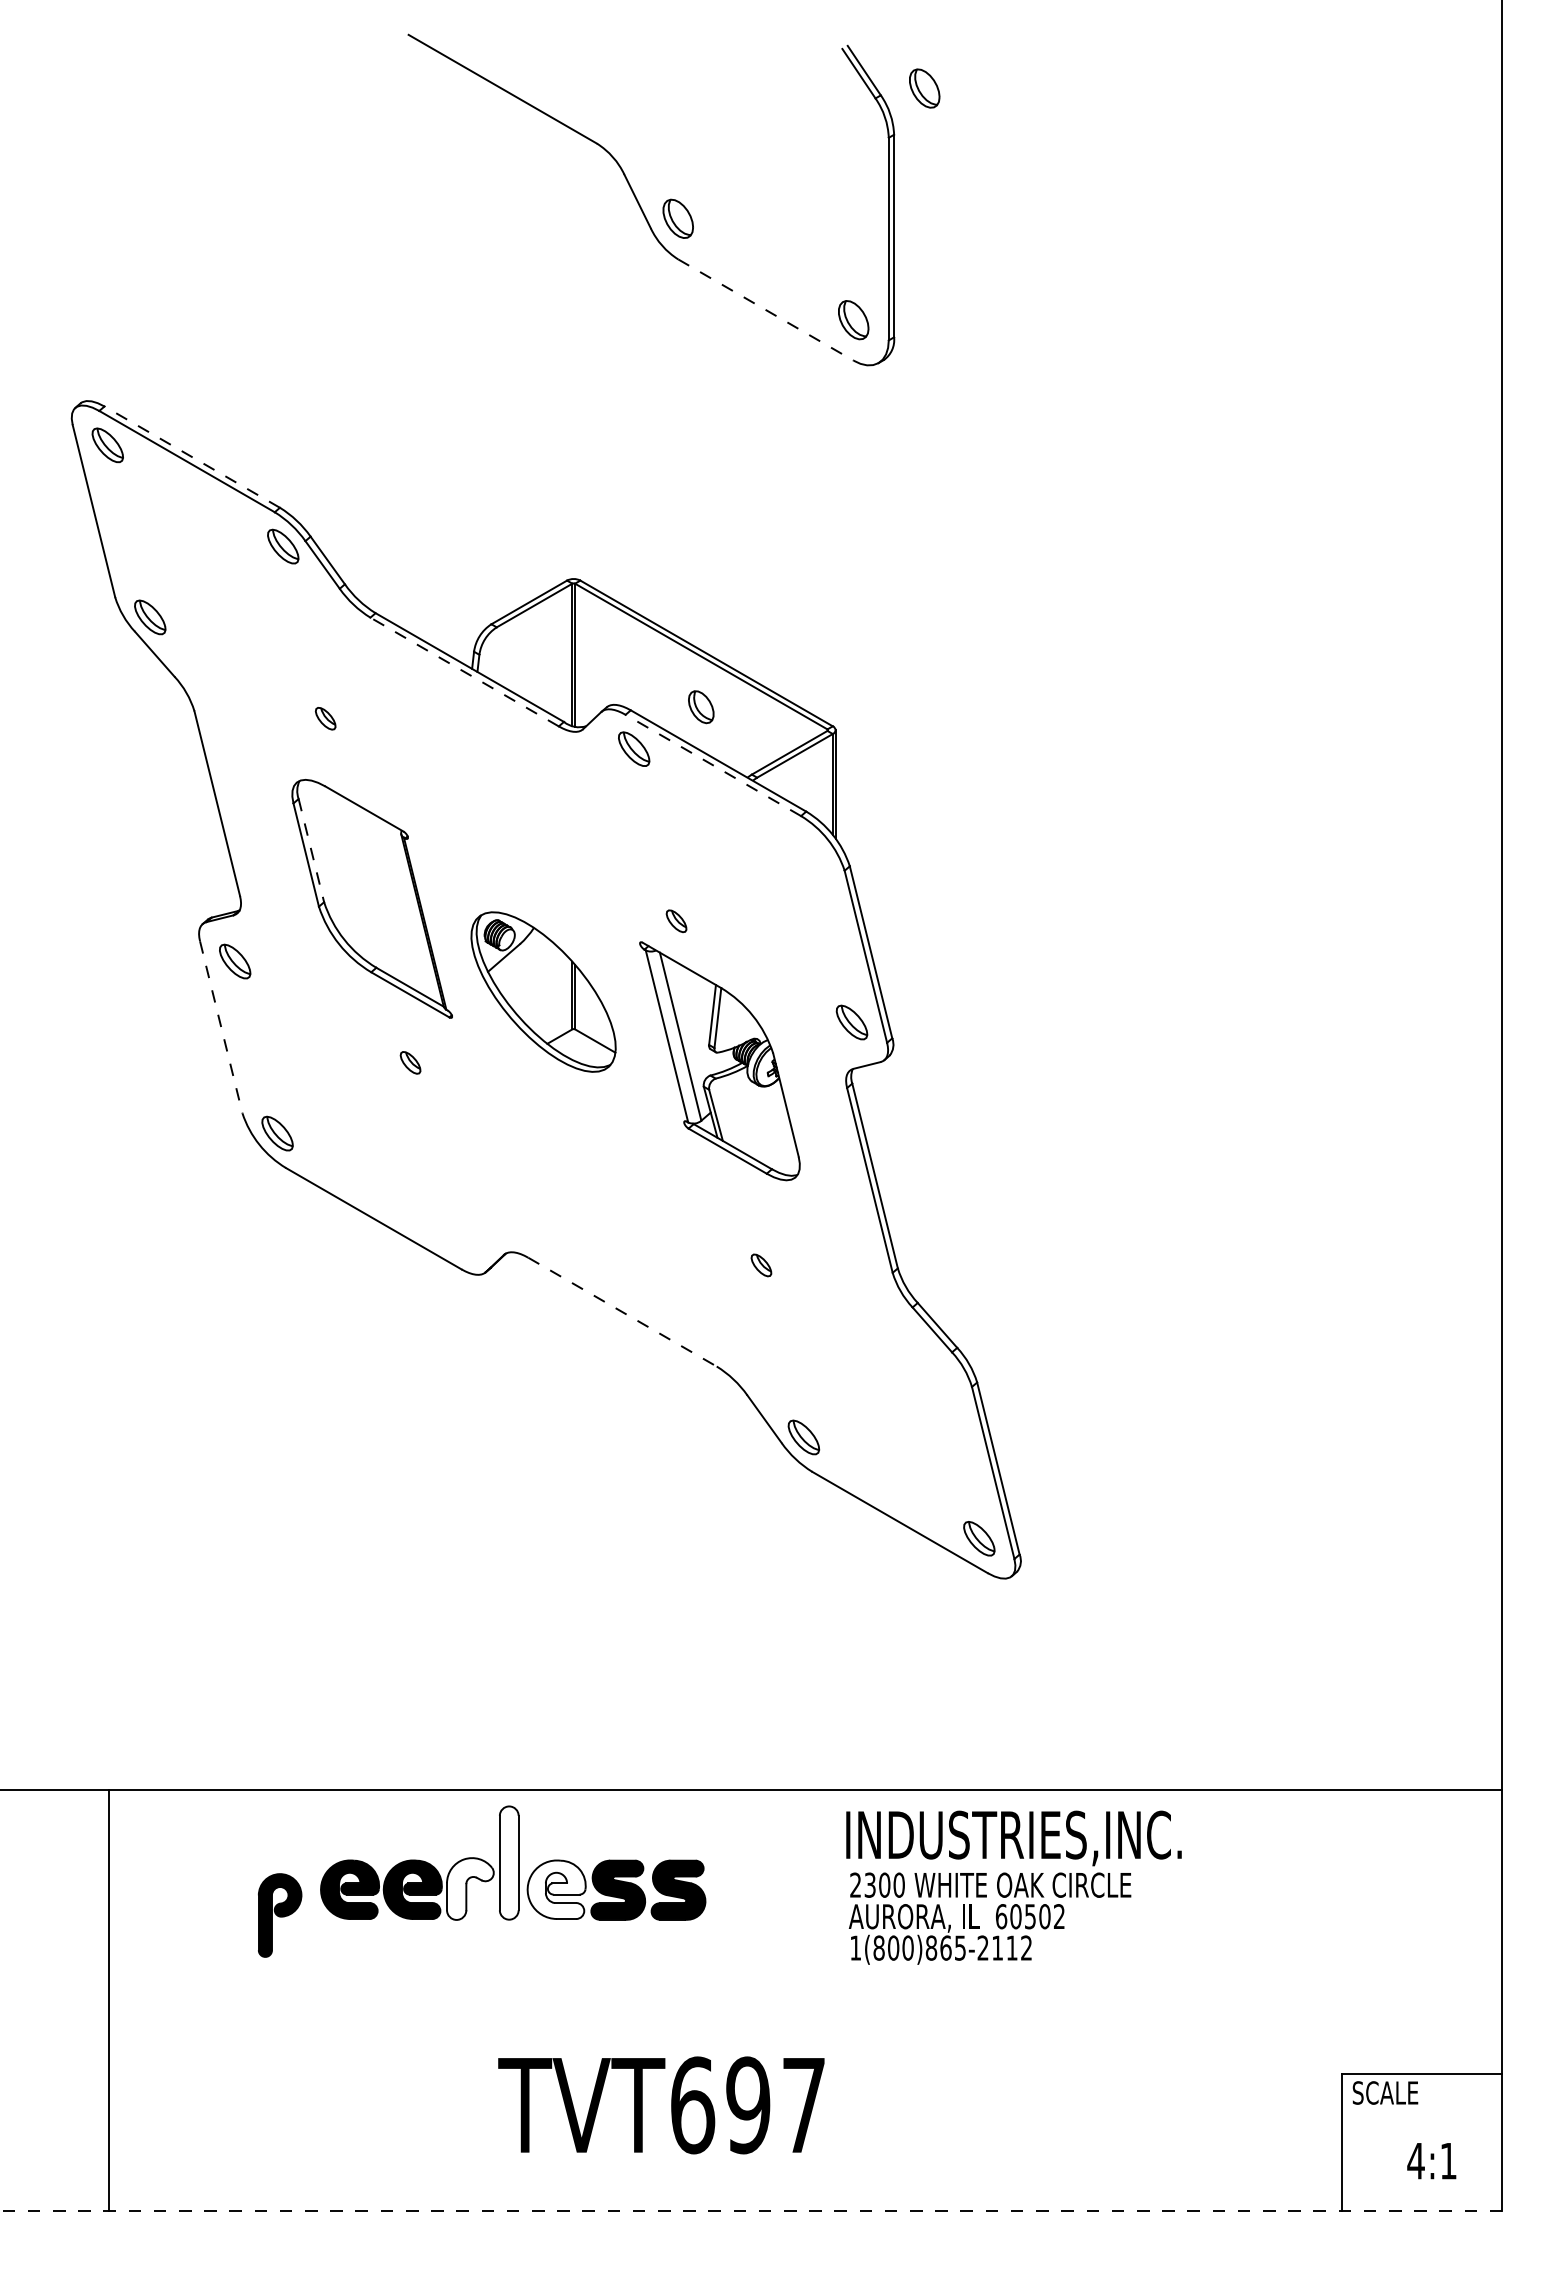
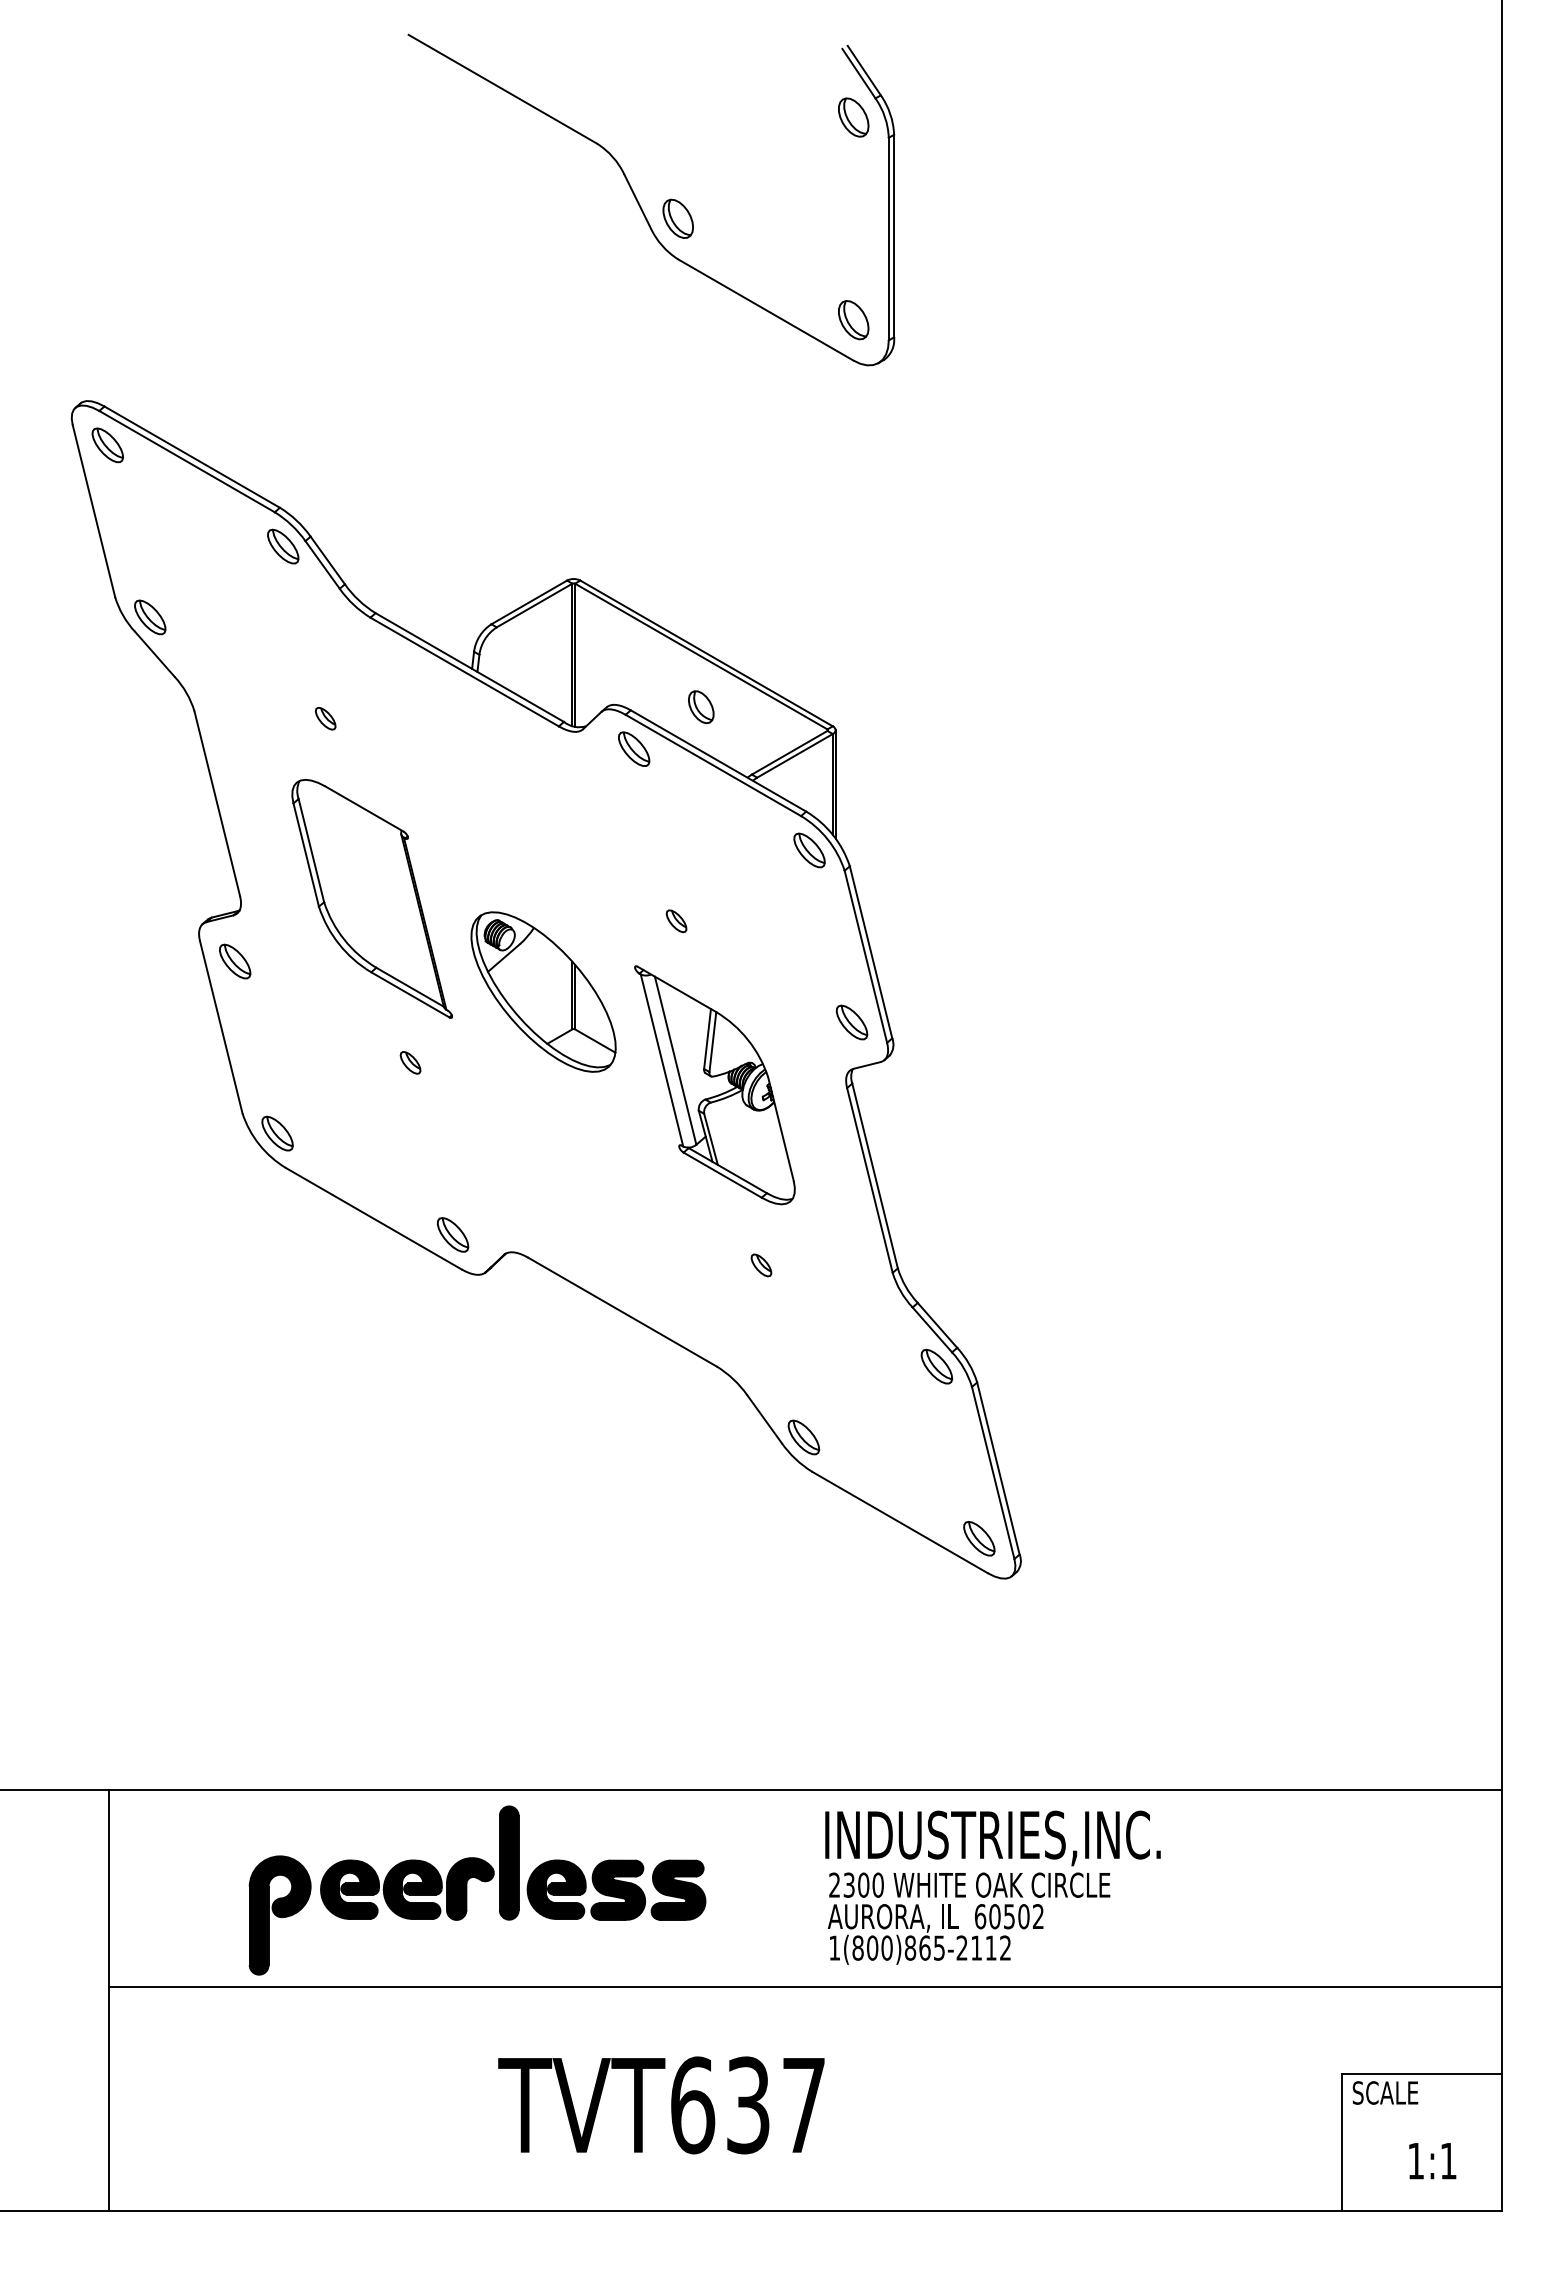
part position: (924, 88) -> (853, 117) (853, 117)
line: dashed -> solid (766, 310)
line: dashed -> solid (191, 456)
line: dashed -> solid (464, 672)
line: dashed -> solid (712, 765)
part: none -> present (809, 850)
line: dashed -> solid (311, 851)
line: dashed -> solid (221, 1027)
part position: (719, 1061) -> (714, 1085) (714, 1085)
part: none -> present (452, 1234)
line: dashed -> solid (622, 1312)
part: none -> present (936, 1366)
fill: none -> present (508, 1862)
text position: (1013, 1887) -> (992, 1887) (992, 1887)
fill: none -> present (470, 1888)
fill: none -> present (556, 1889)
part size: 45x85 px -> 64x121 px (279, 1915)
line: none -> present (805, 1987)
text: TVT697 -> TVT637 (748, 2105)
text: 4:1 -> 1:1 (1415, 2161)
line: dashed -> solid (751, 2210)
